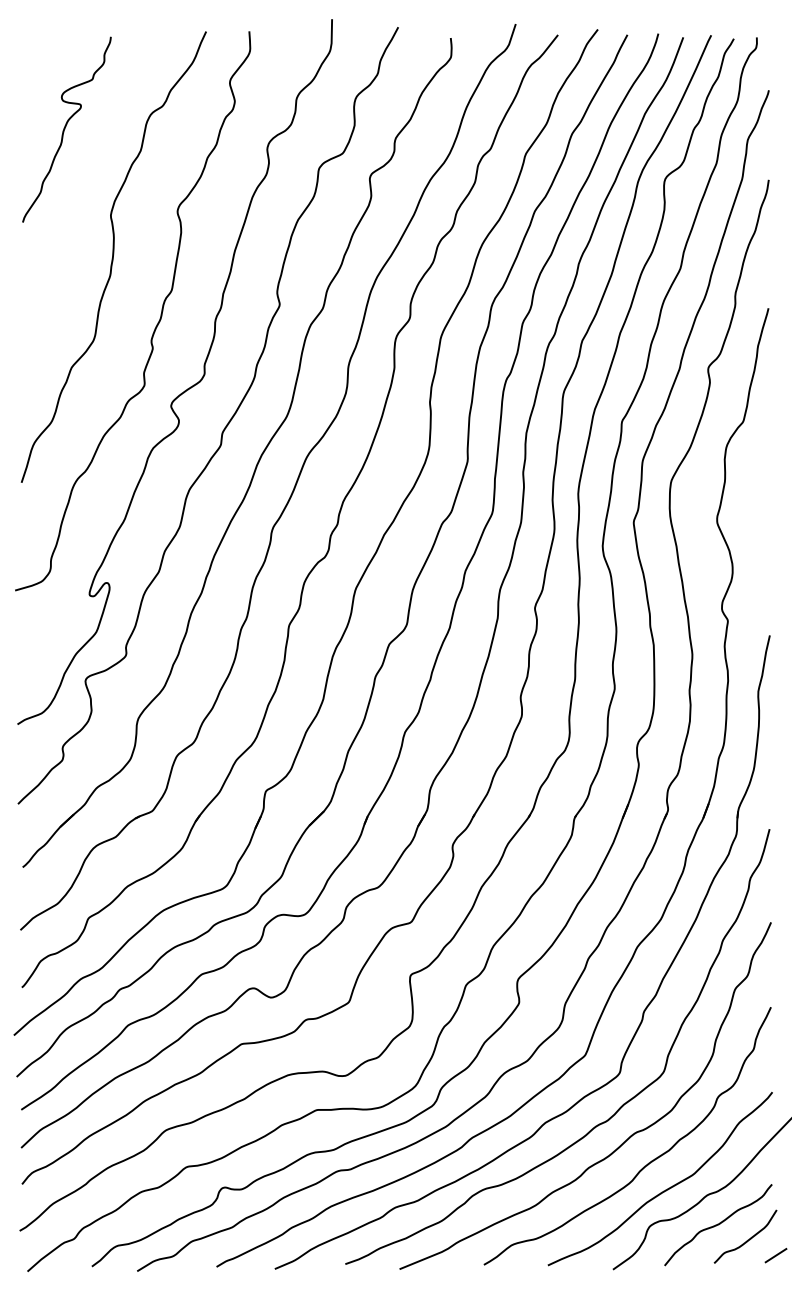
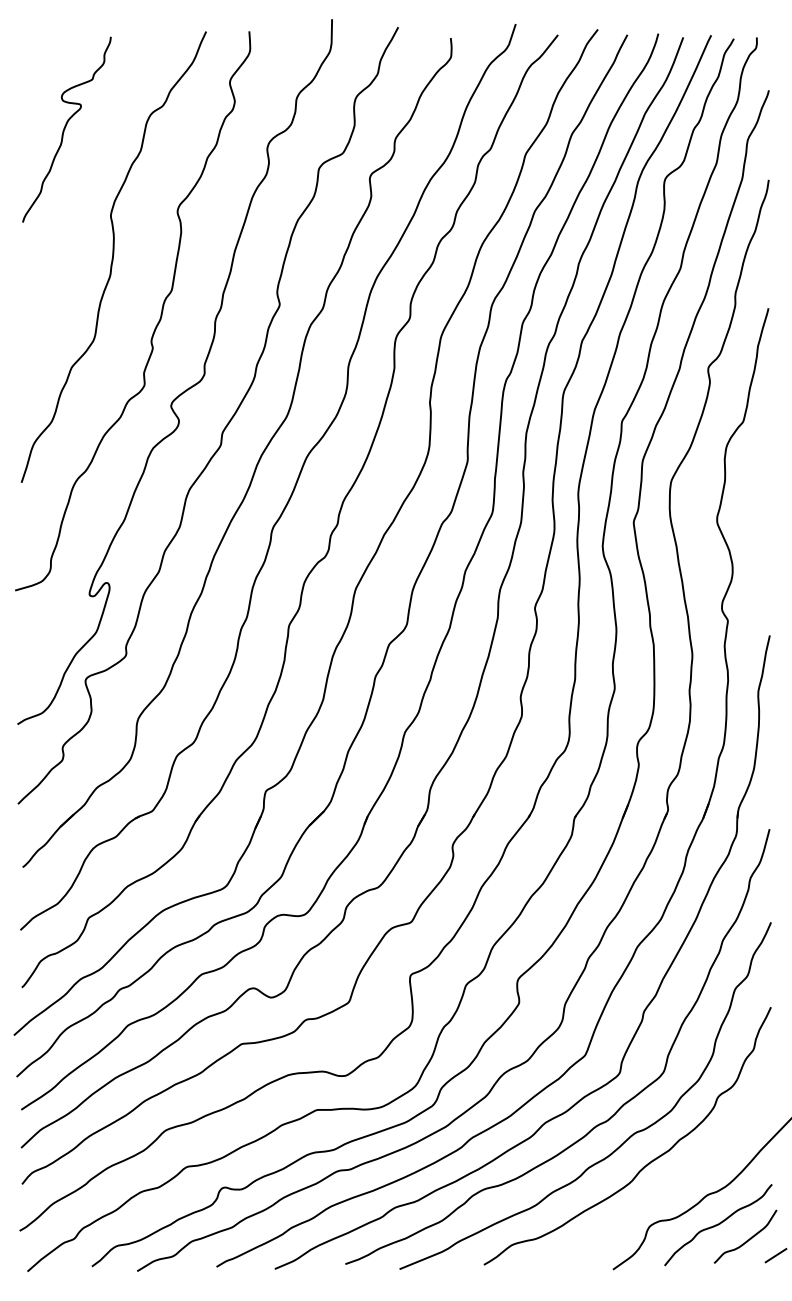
curve: present -> none (665, 1189)
